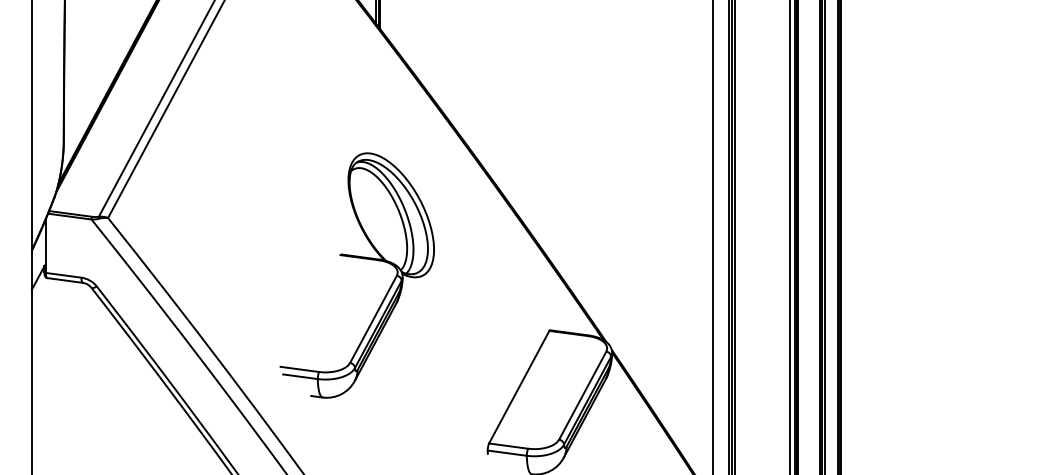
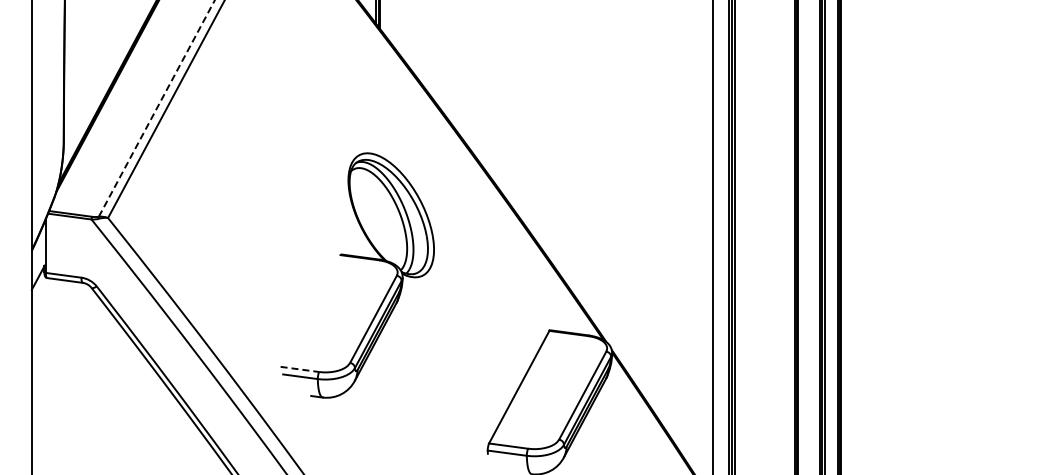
line: solid -> dashed (156, 108)
line: present -> none (789, 236)
line: solid -> dashed (300, 369)
